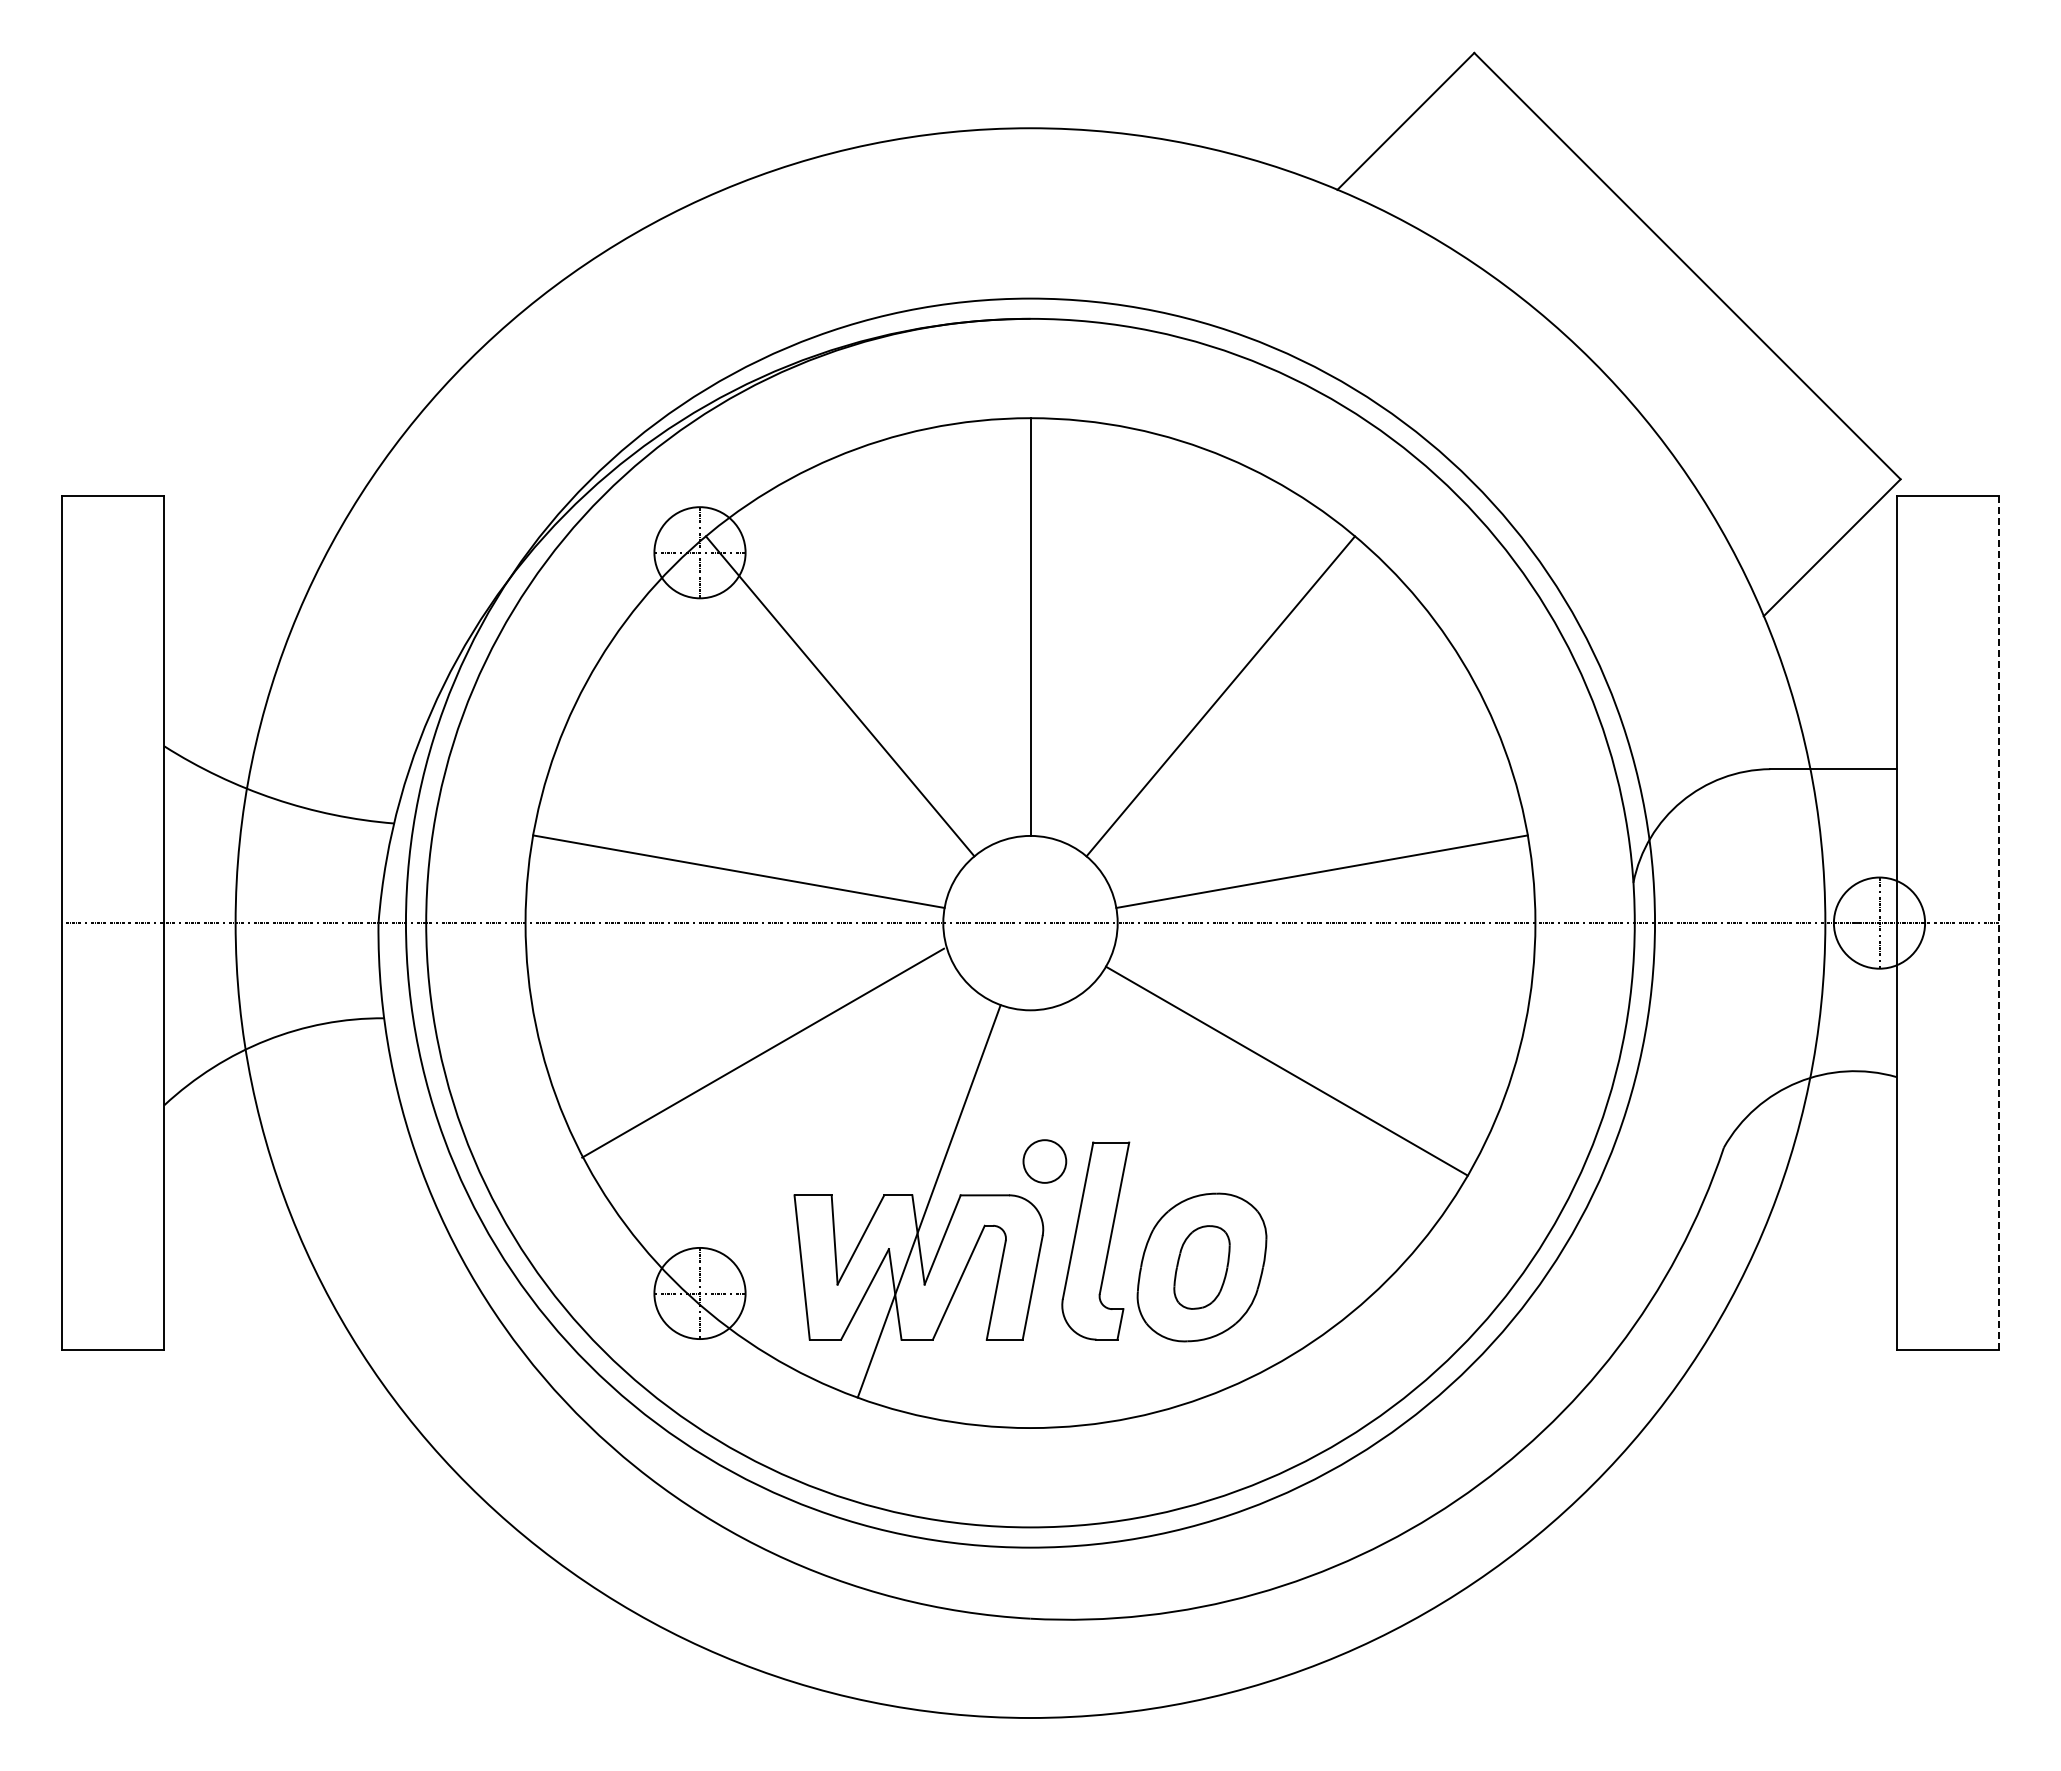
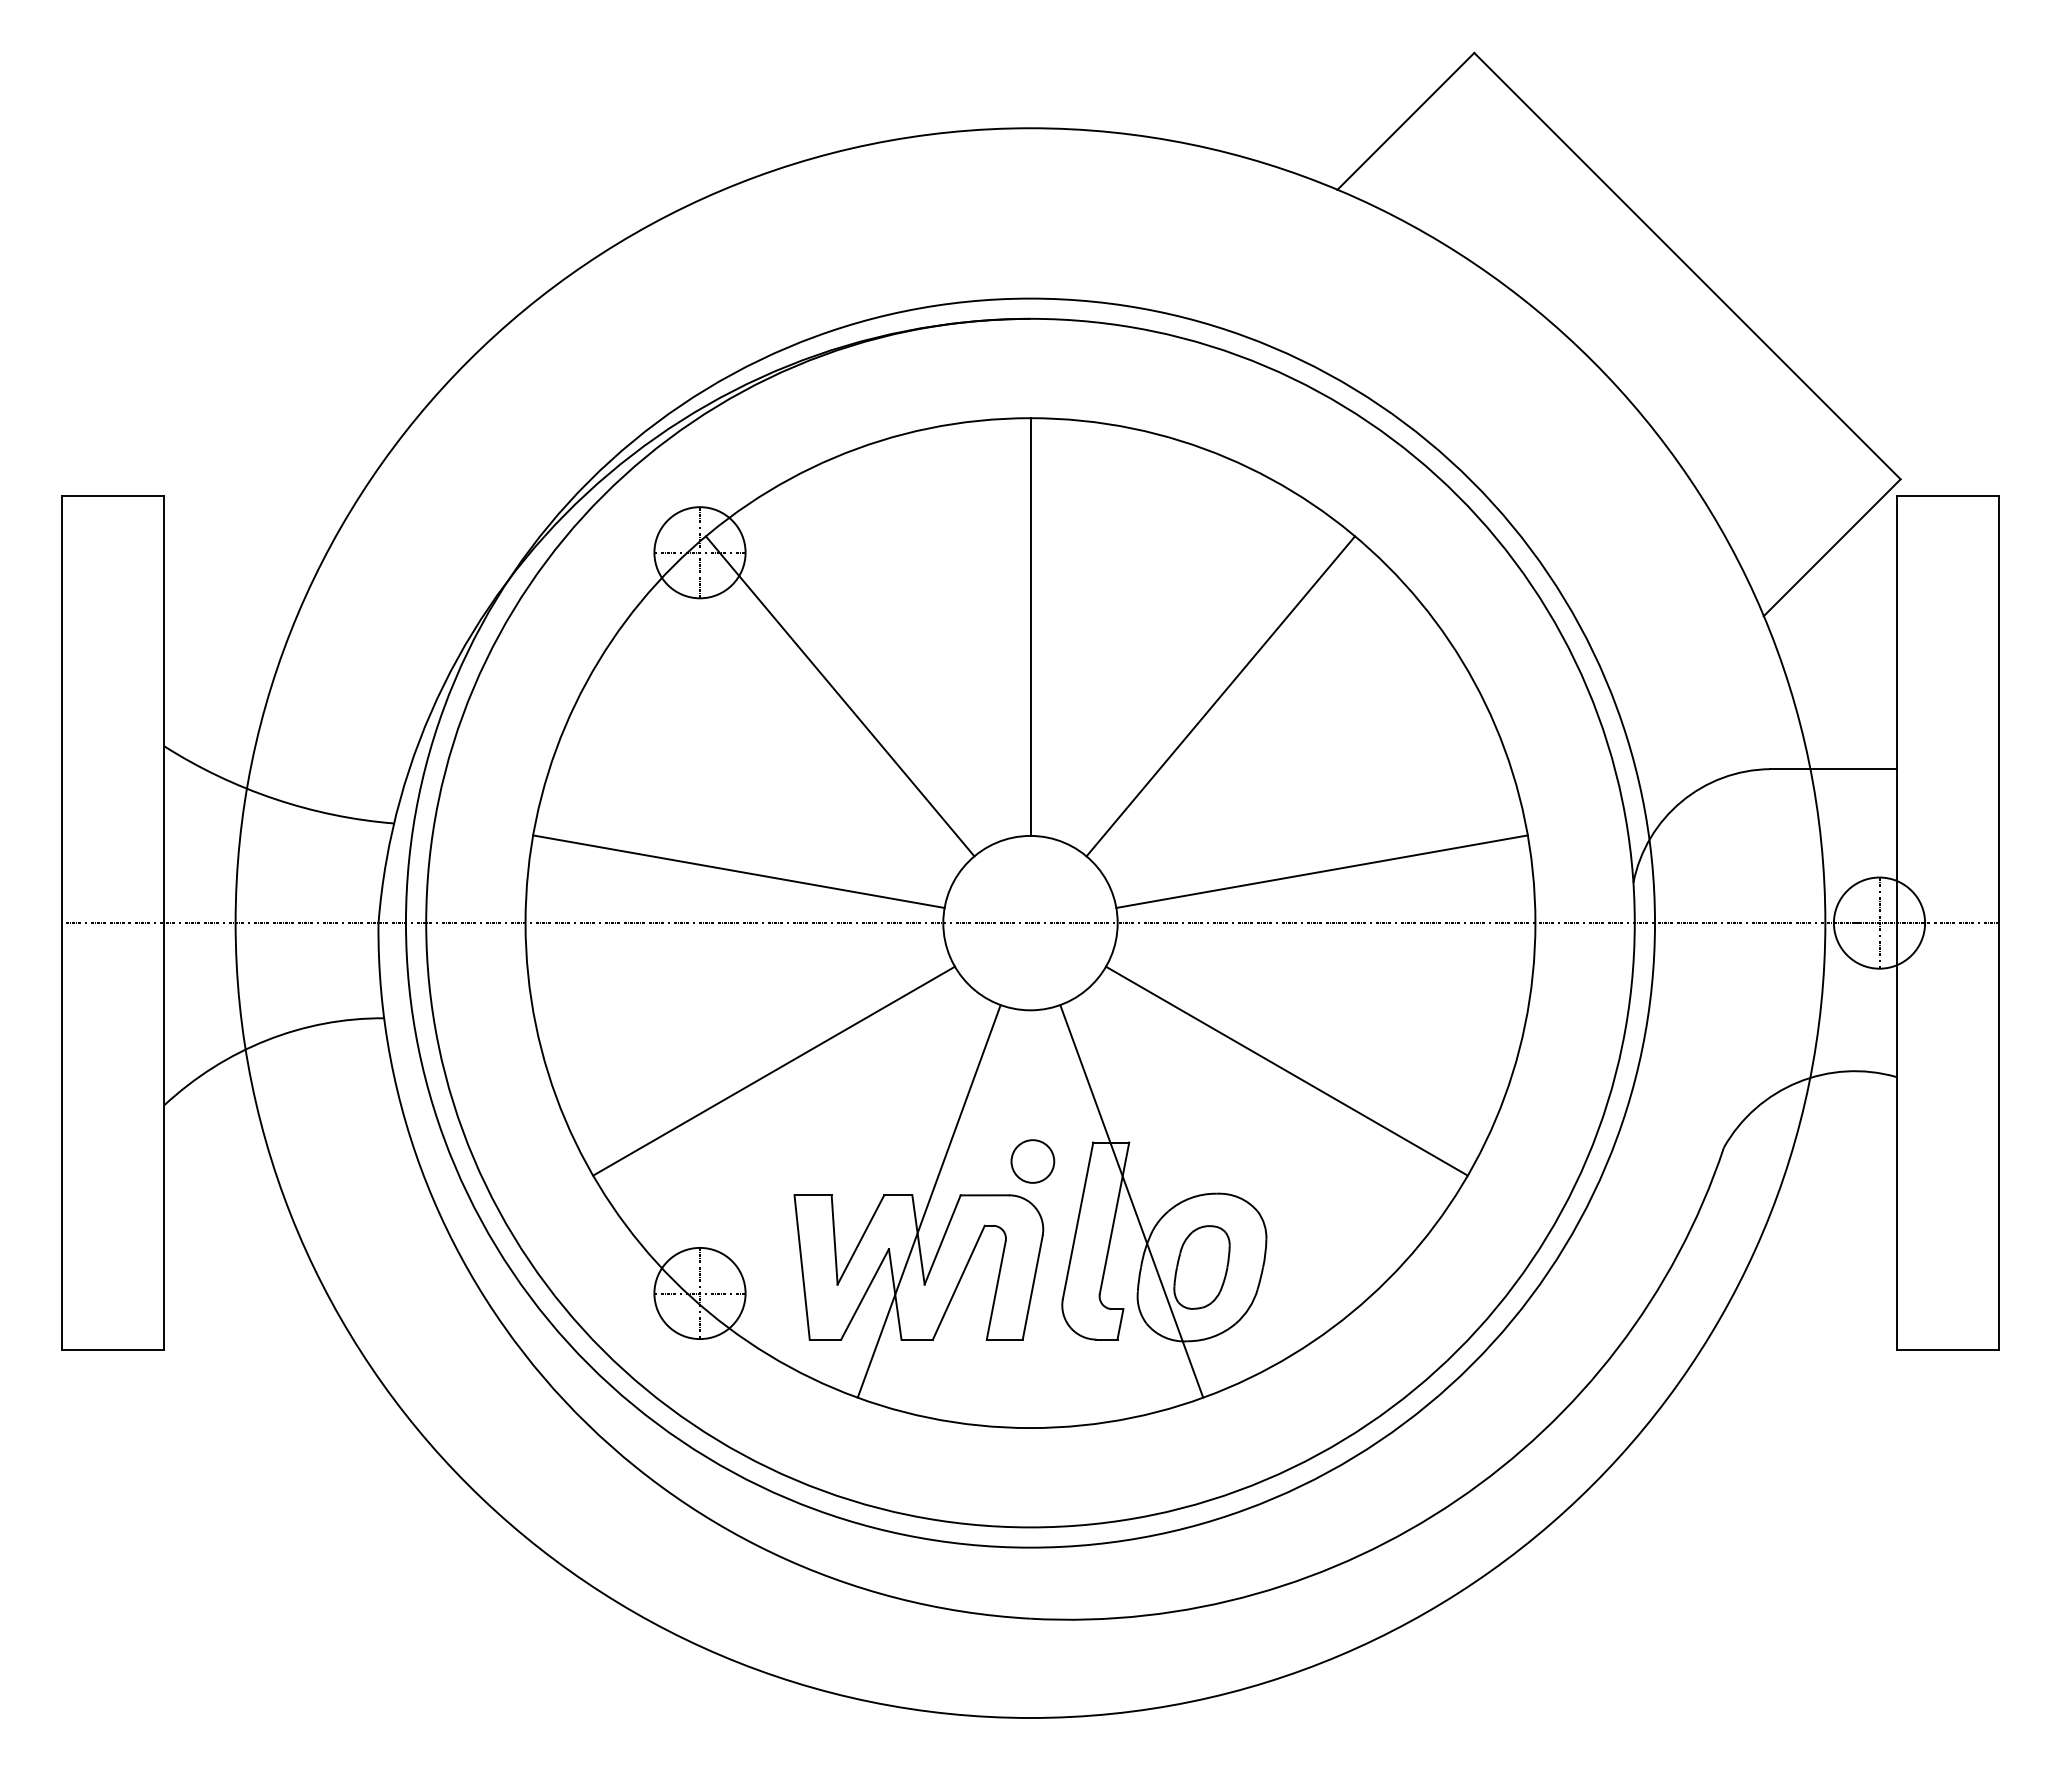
line: dashed -> solid (1999, 922)
line position: (763, 1052) -> (774, 1070) (774, 1070)
circle position: (1044, 1161) -> (1032, 1161) (1032, 1161)
line: none -> present (1131, 1201)
